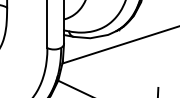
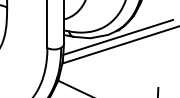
line: none -> present (118, 36)
